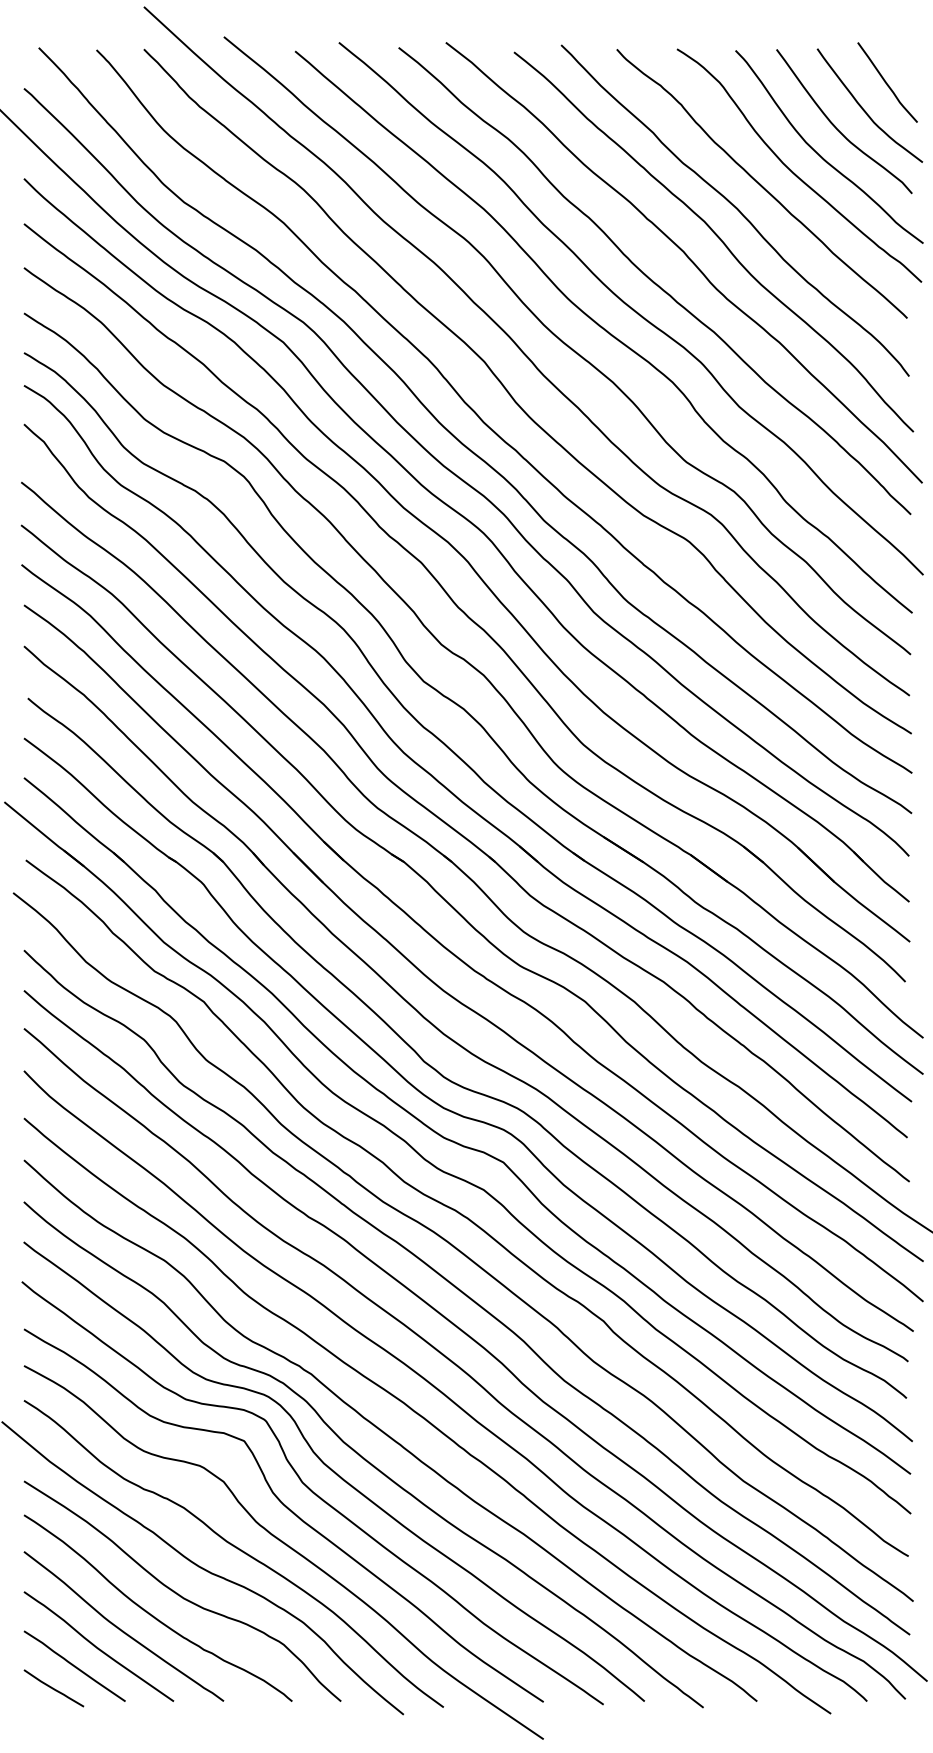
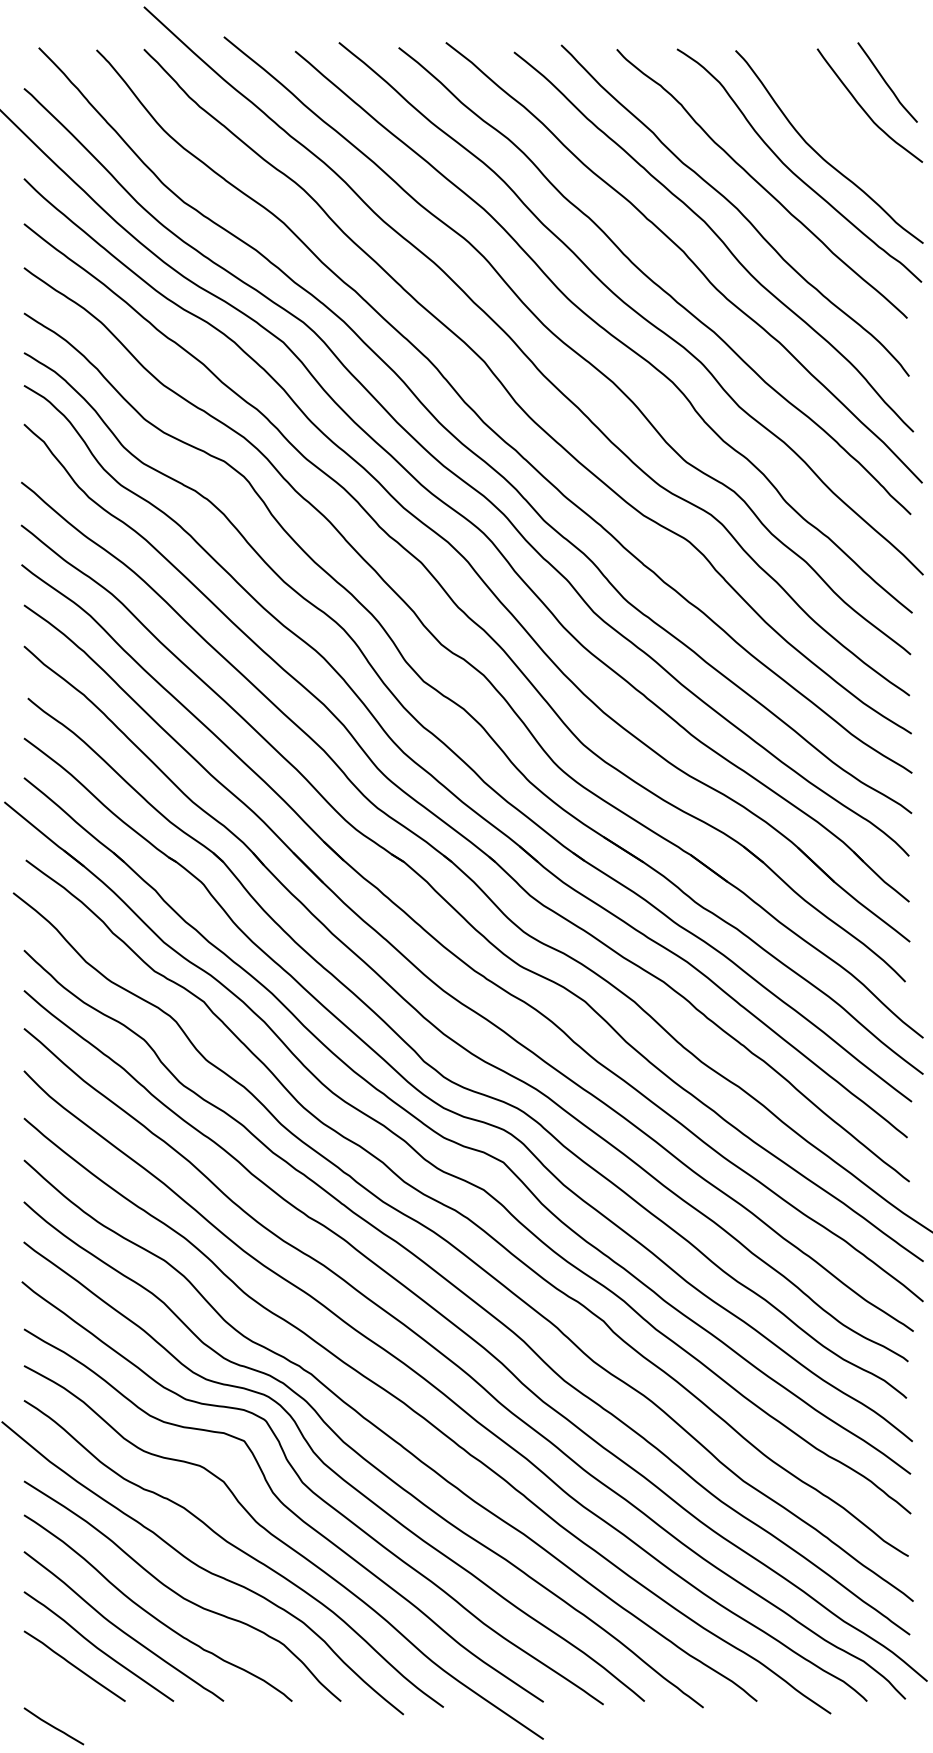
curve: present -> none (835, 125)
line position: (53, 1688) -> (53, 1726) (53, 1726)
